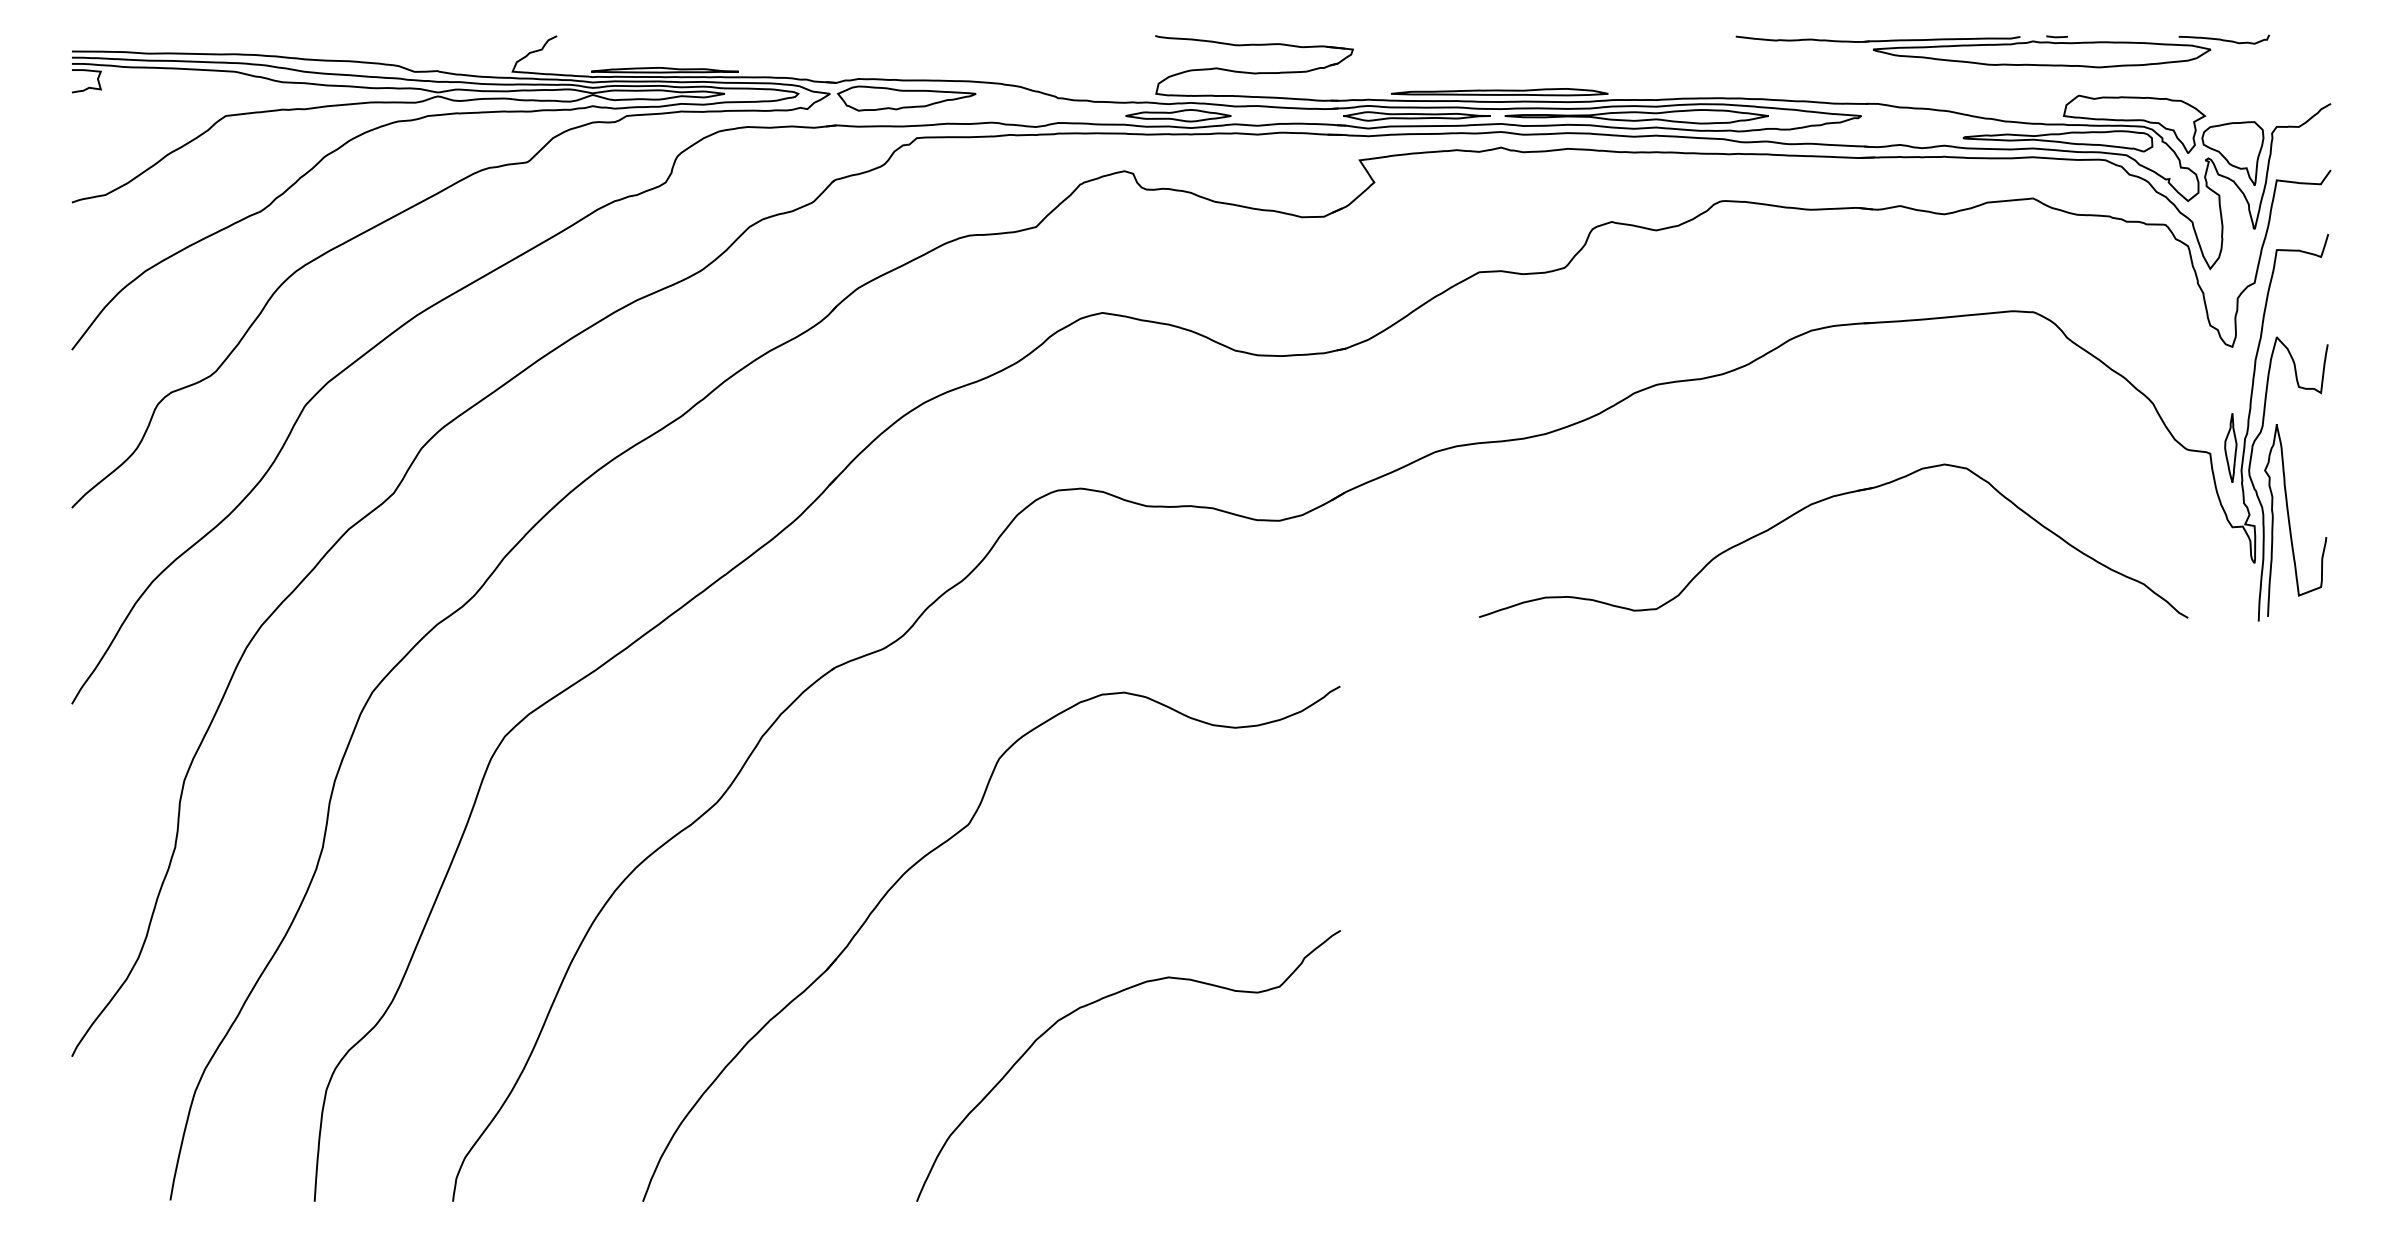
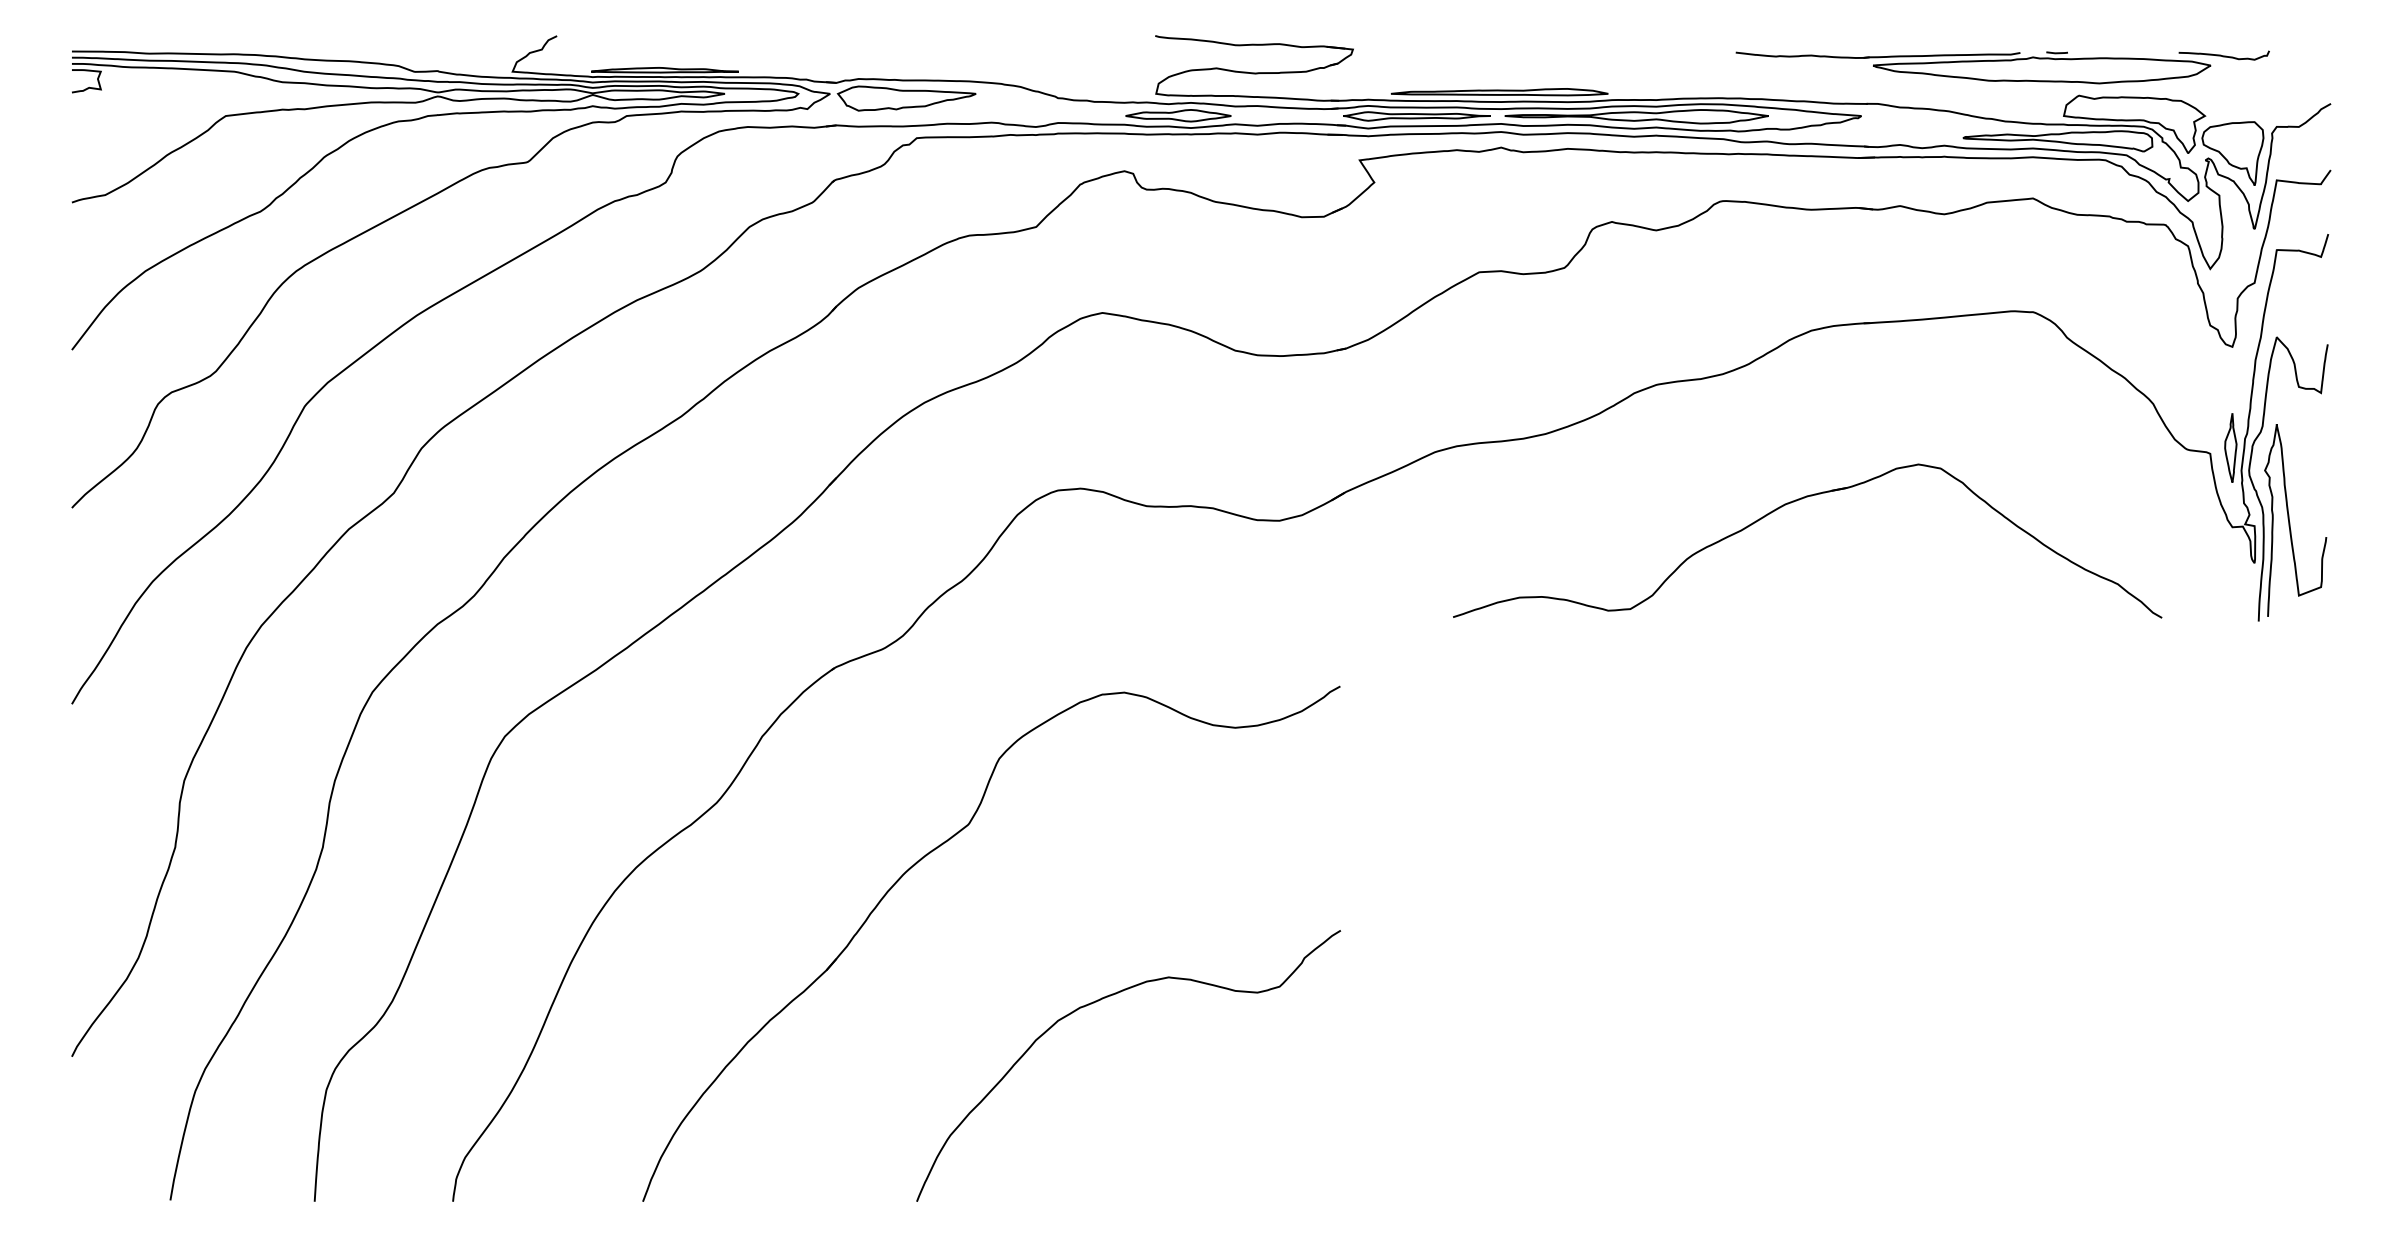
part position: (2002, 51) -> (2002, 67) (2002, 67)
part position: (1820, 502) -> (1794, 502) (1794, 502)
